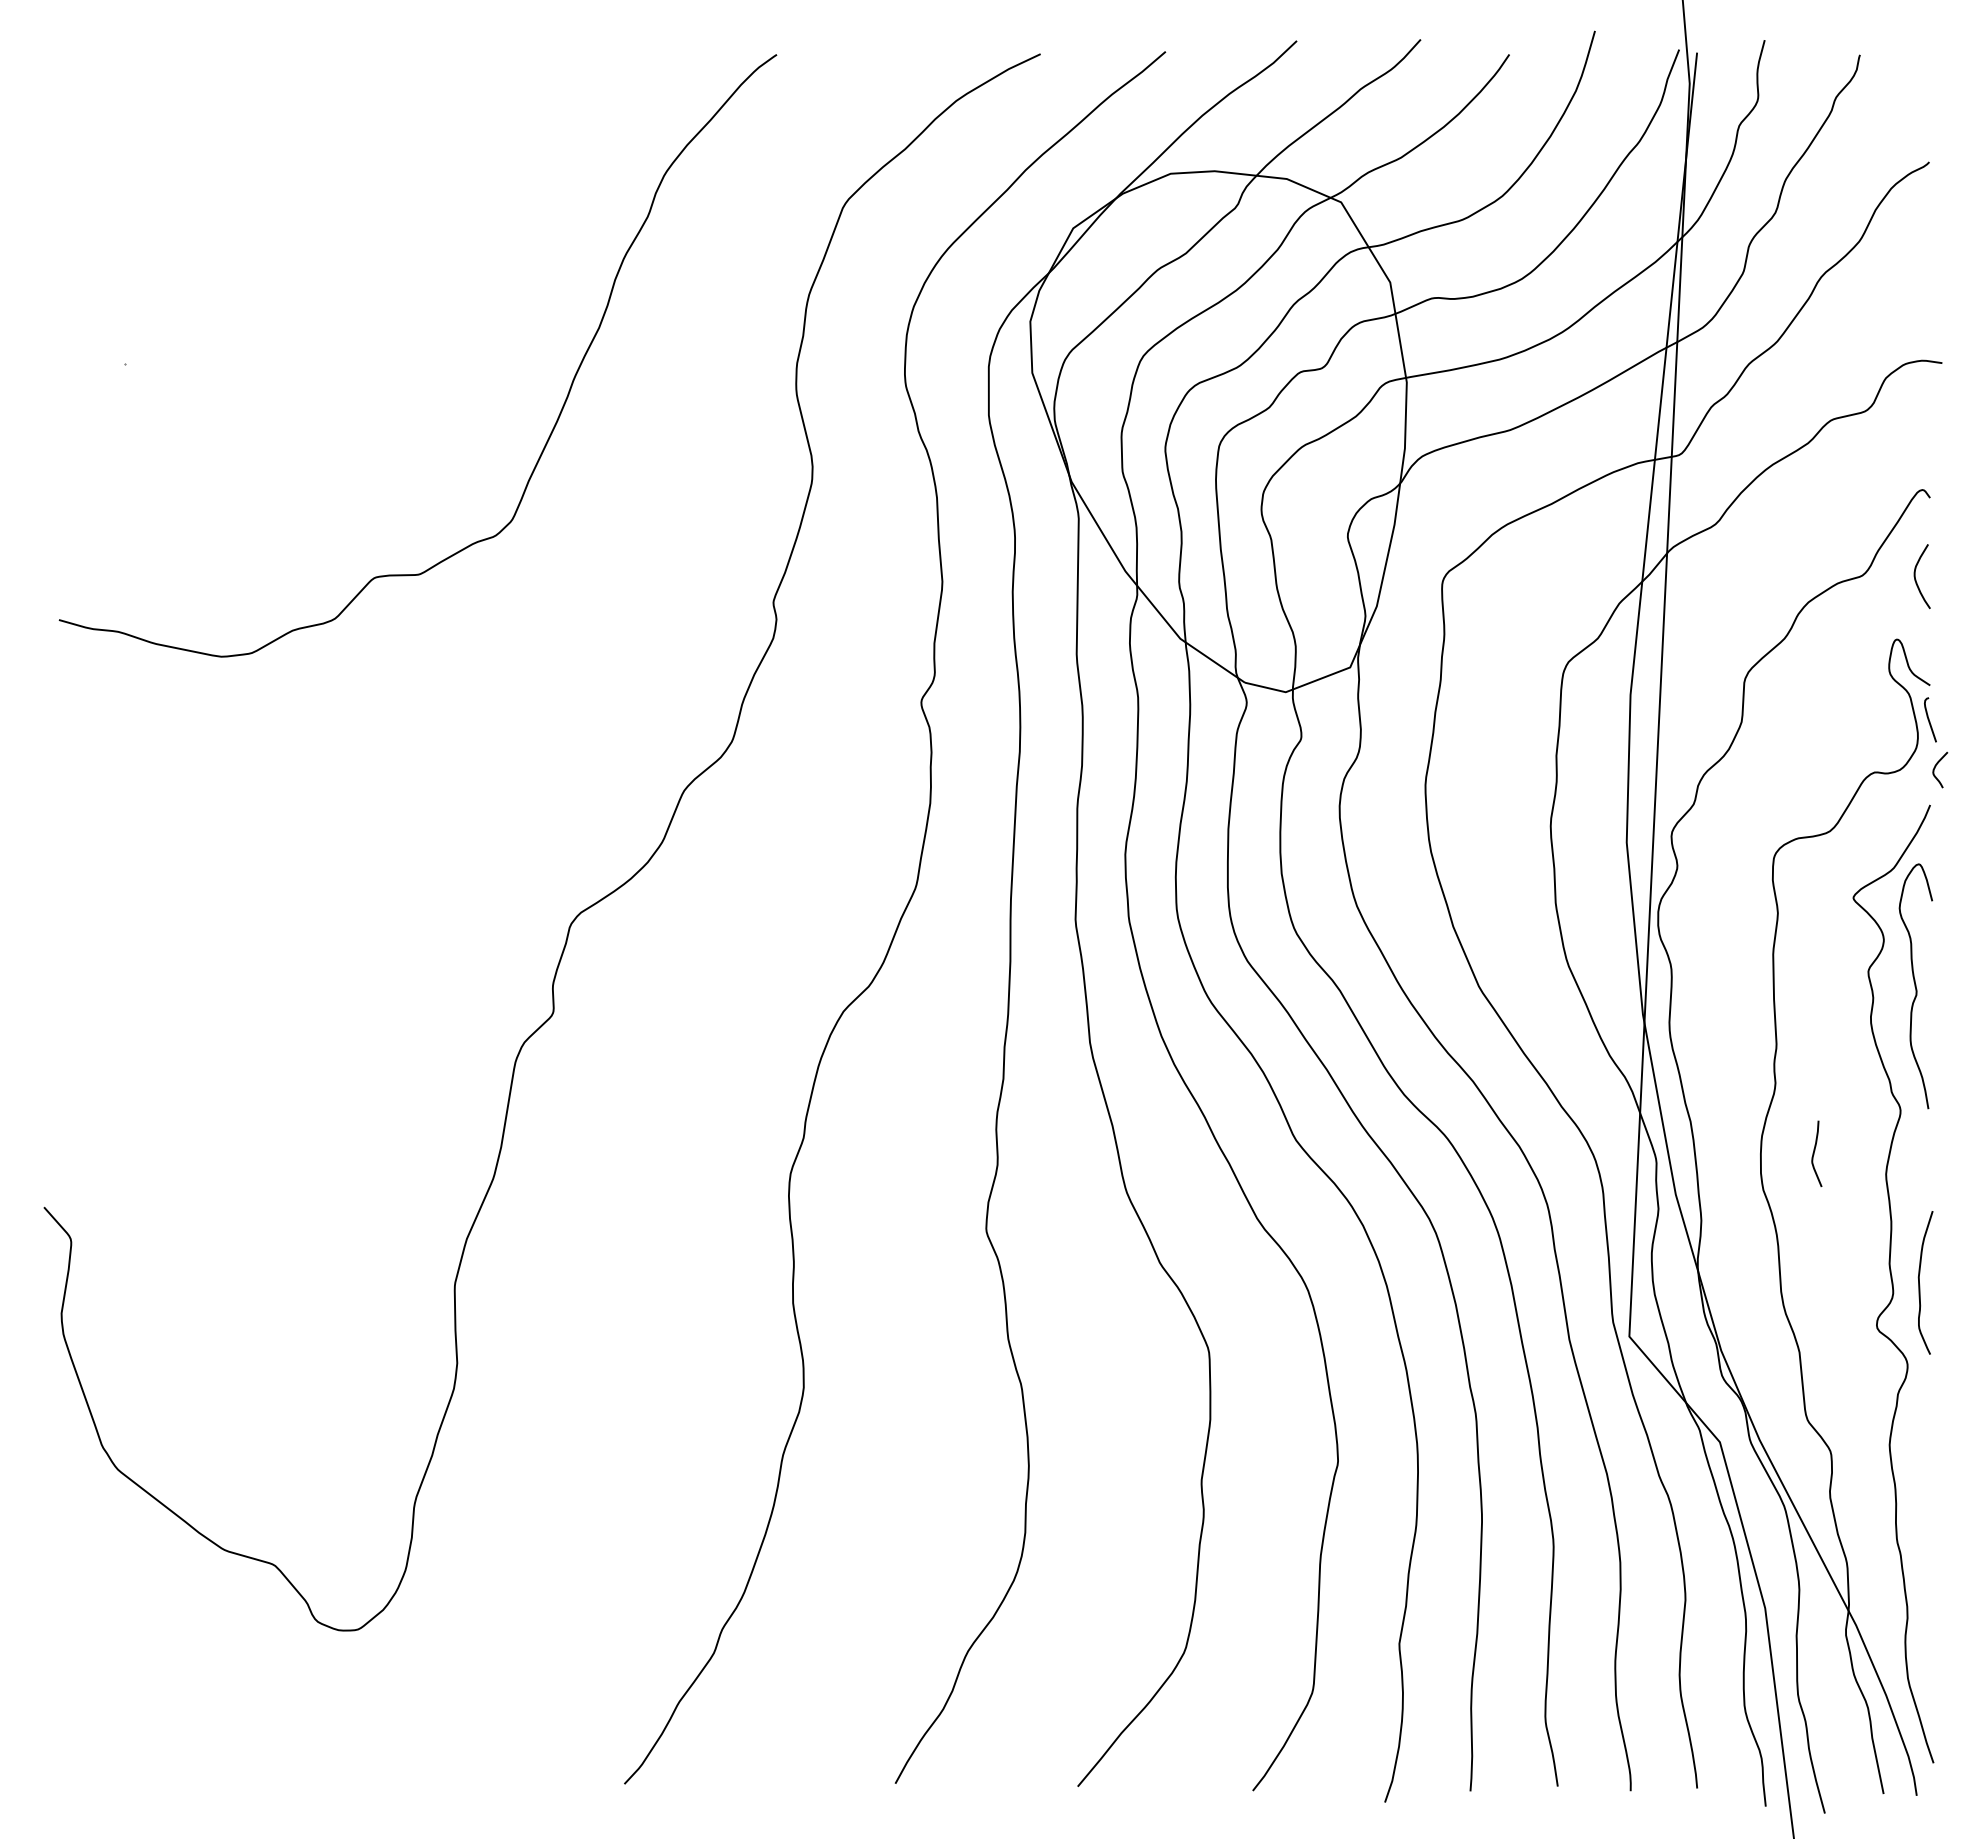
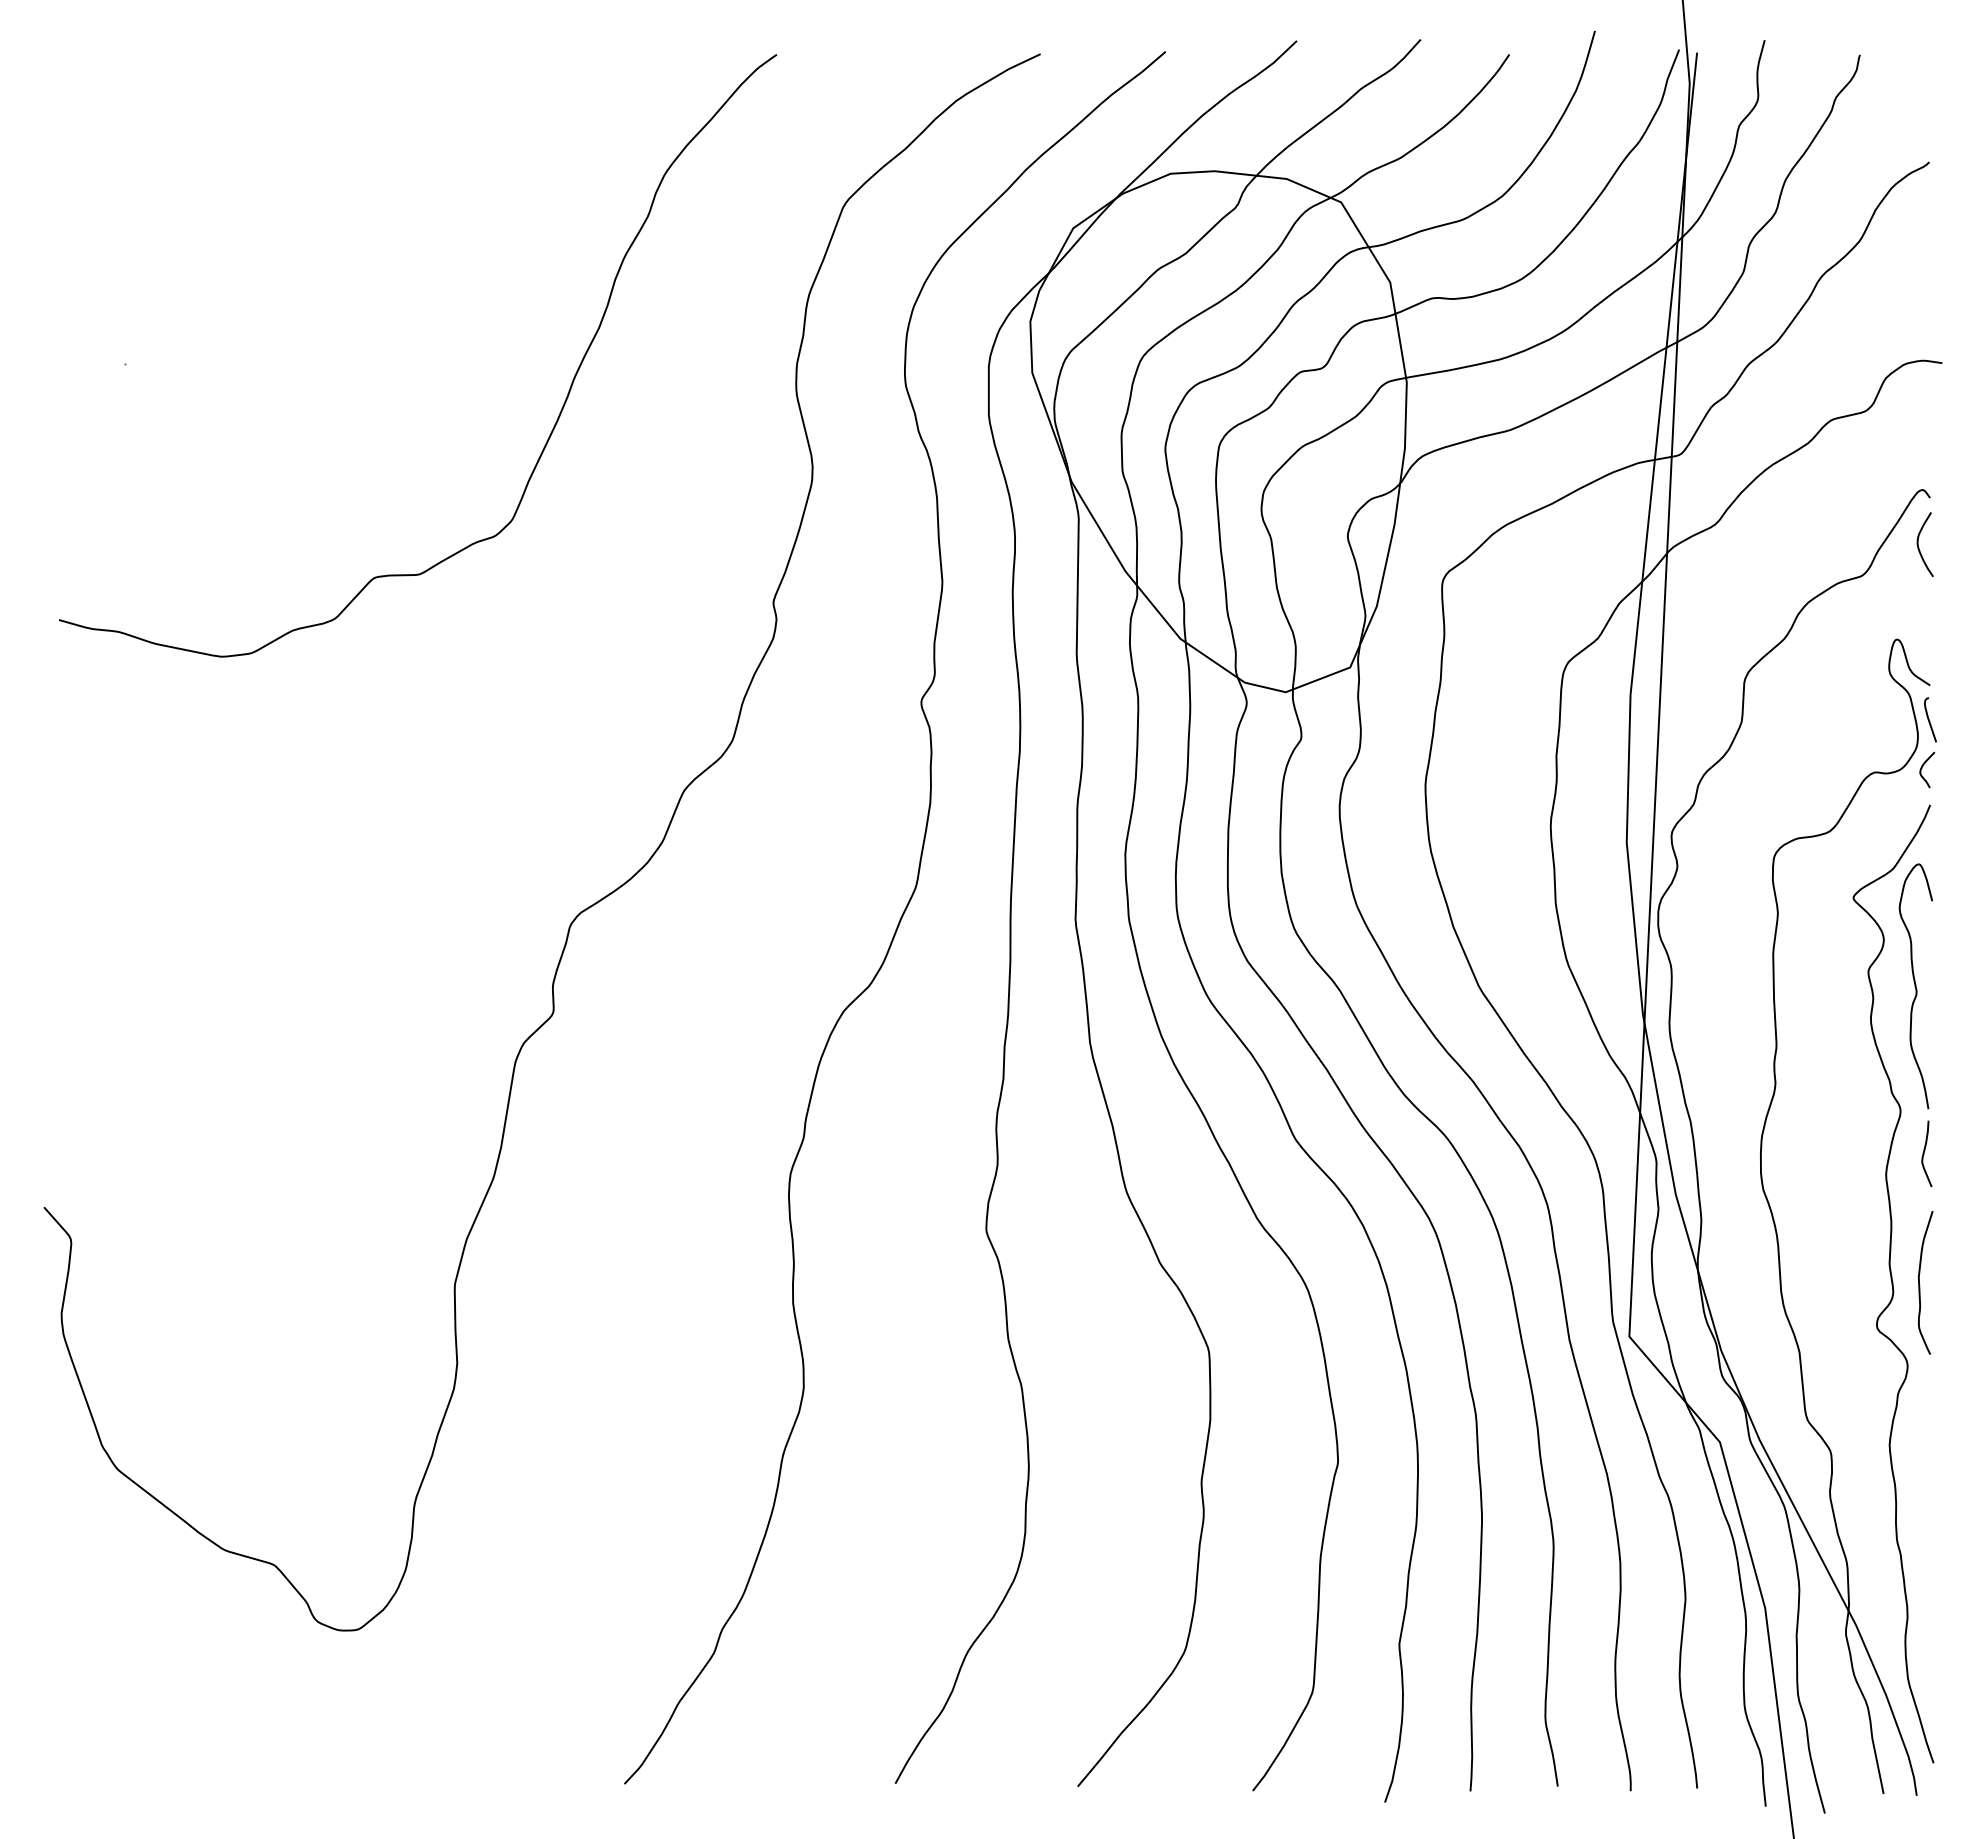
curve position: (1916, 579) -> (1919, 547) (1919, 547)
curve position: (1936, 766) -> (1923, 766) (1923, 766)
curve position: (1814, 1153) -> (1924, 1153) (1924, 1153)
